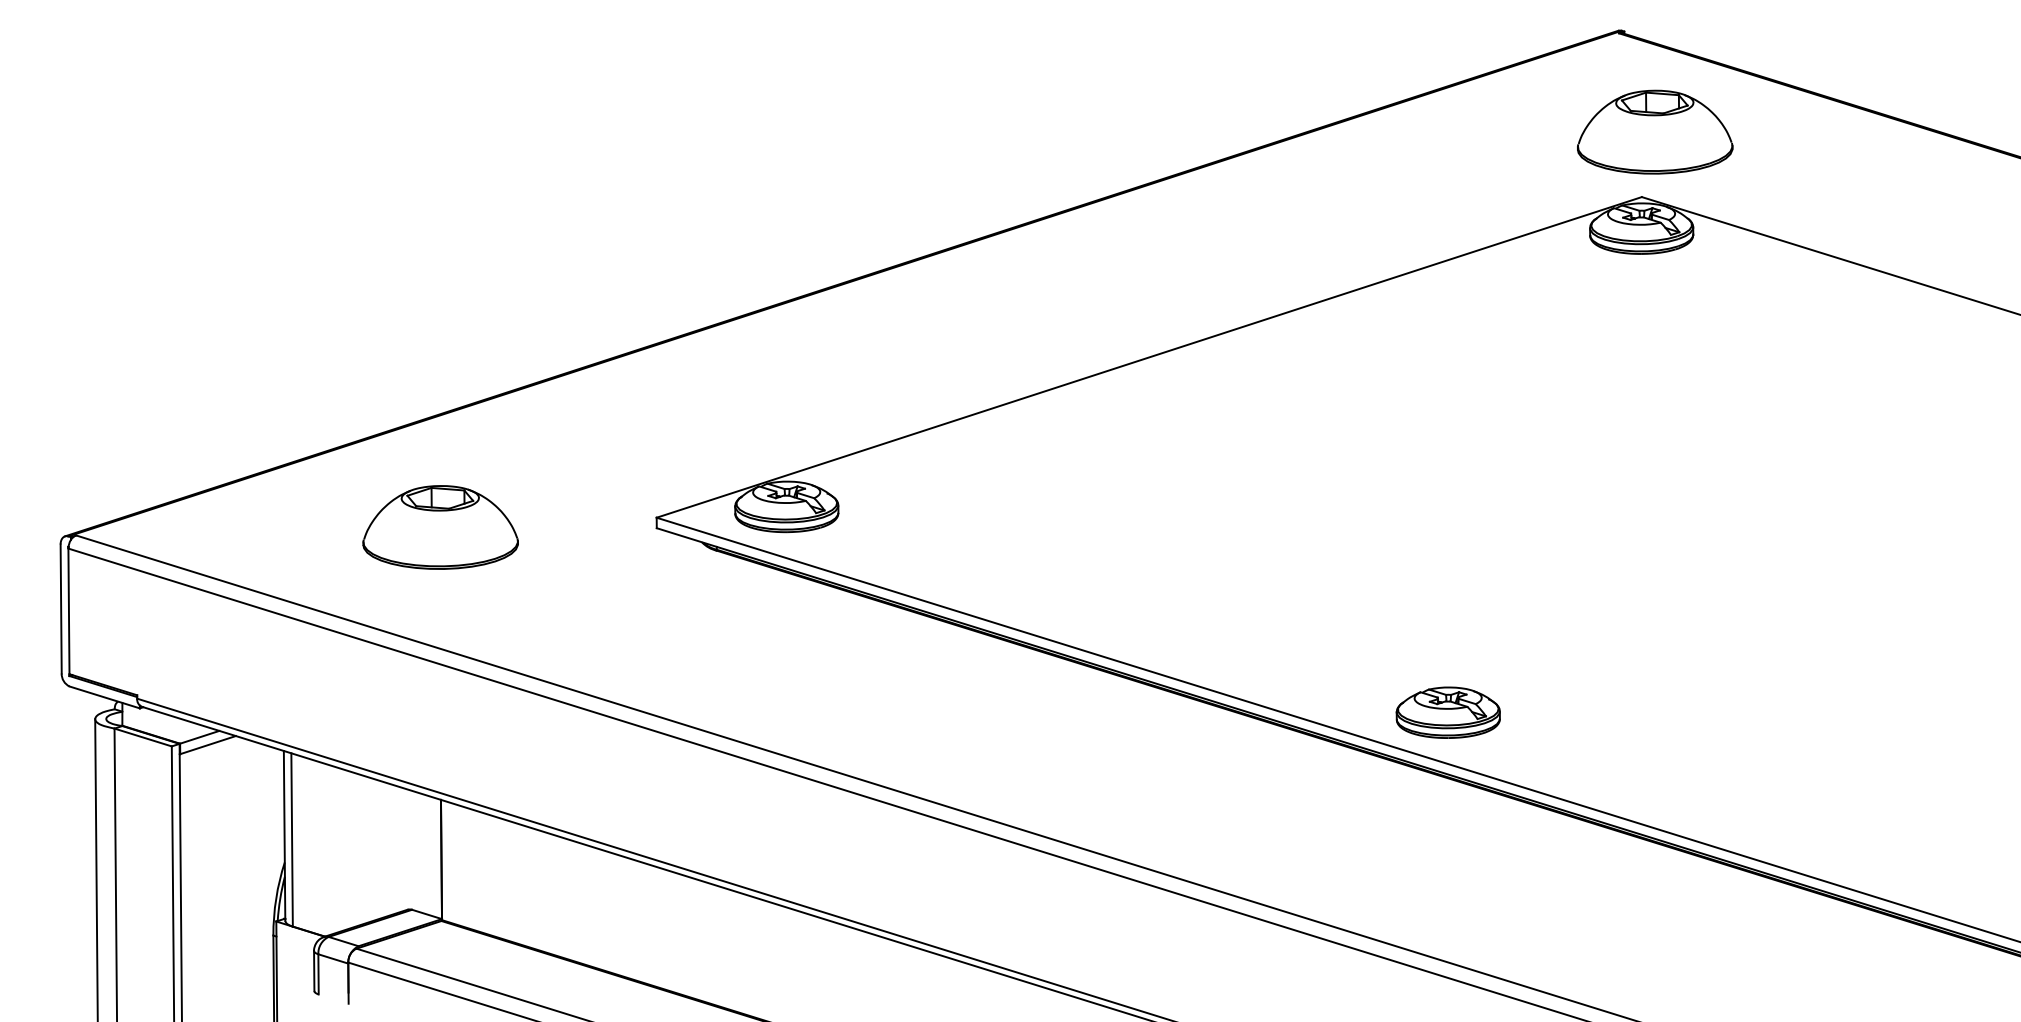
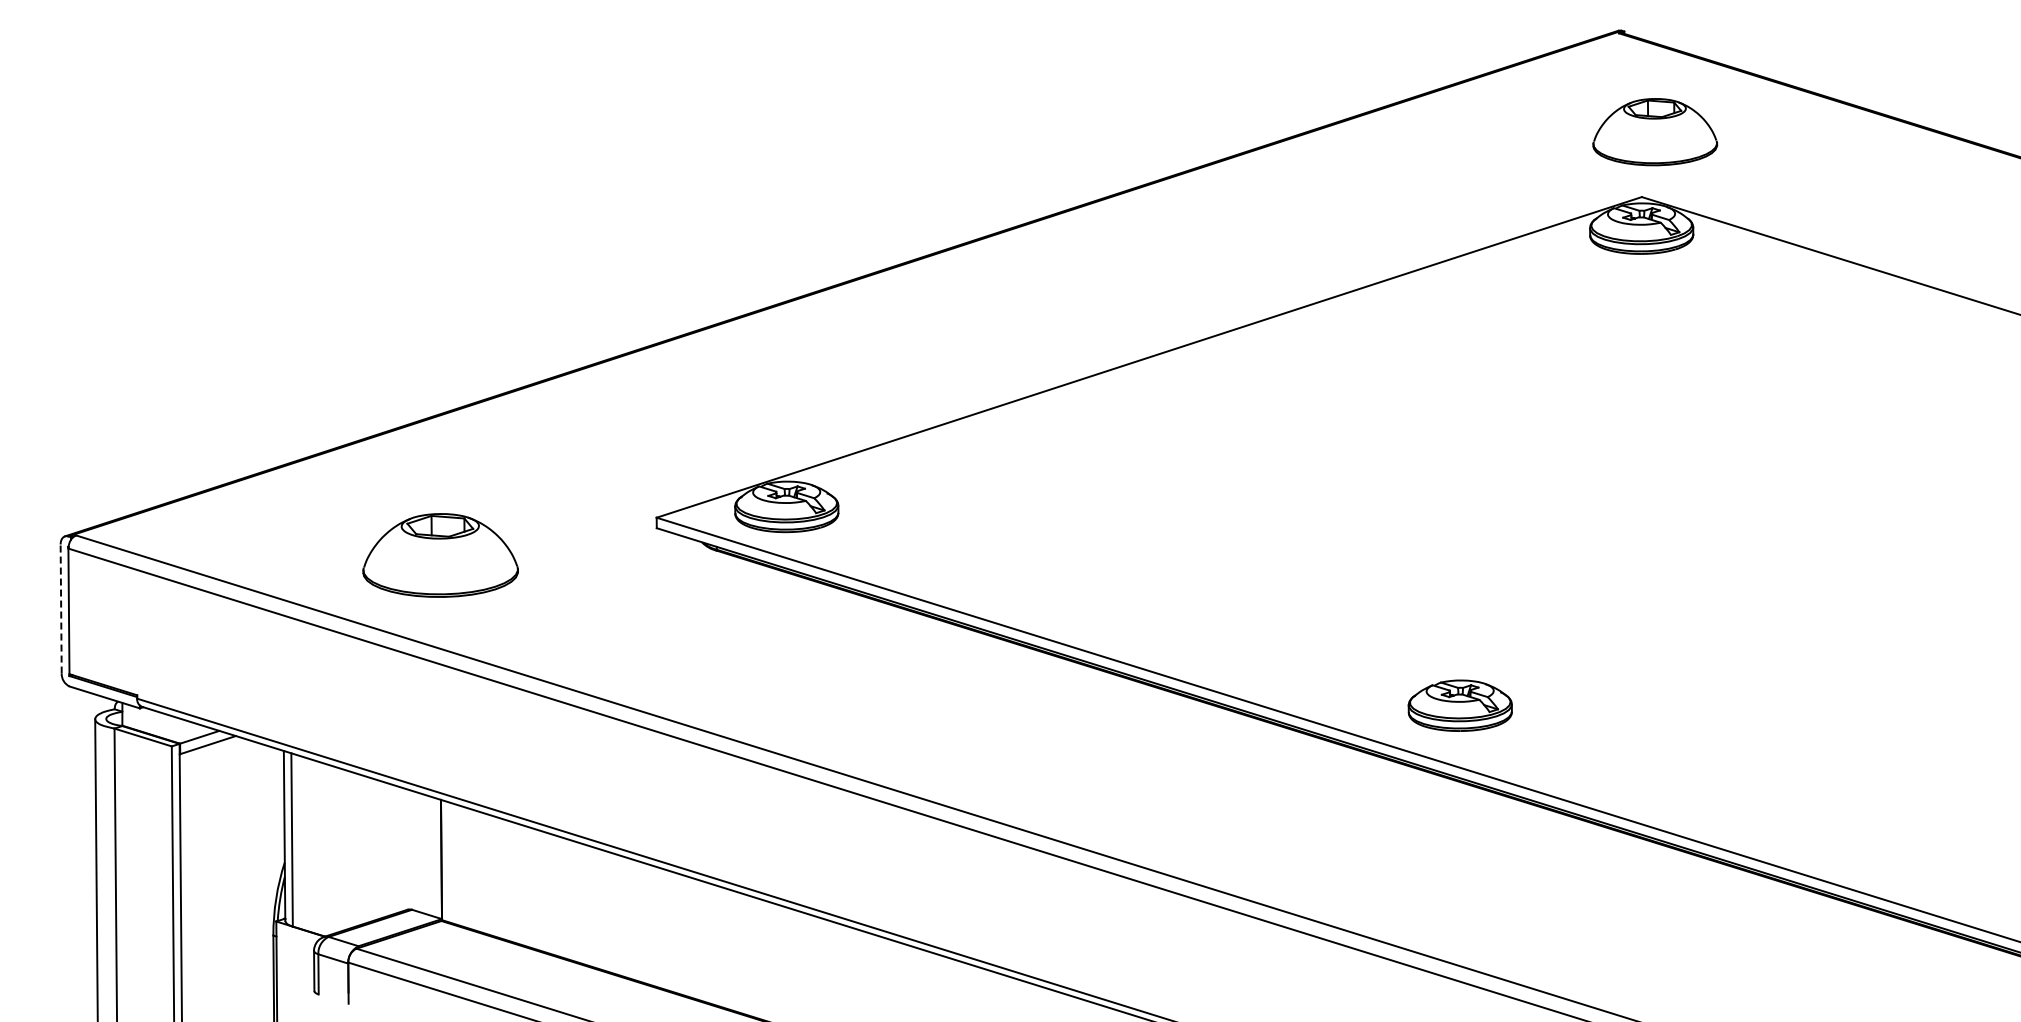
part size: 157x86 px -> 127x69 px (1655, 132)
part position: (440, 527) -> (440, 555) (440, 555)
line: solid -> dashed (61, 609)
part position: (1447, 712) -> (1459, 705) (1459, 705)
